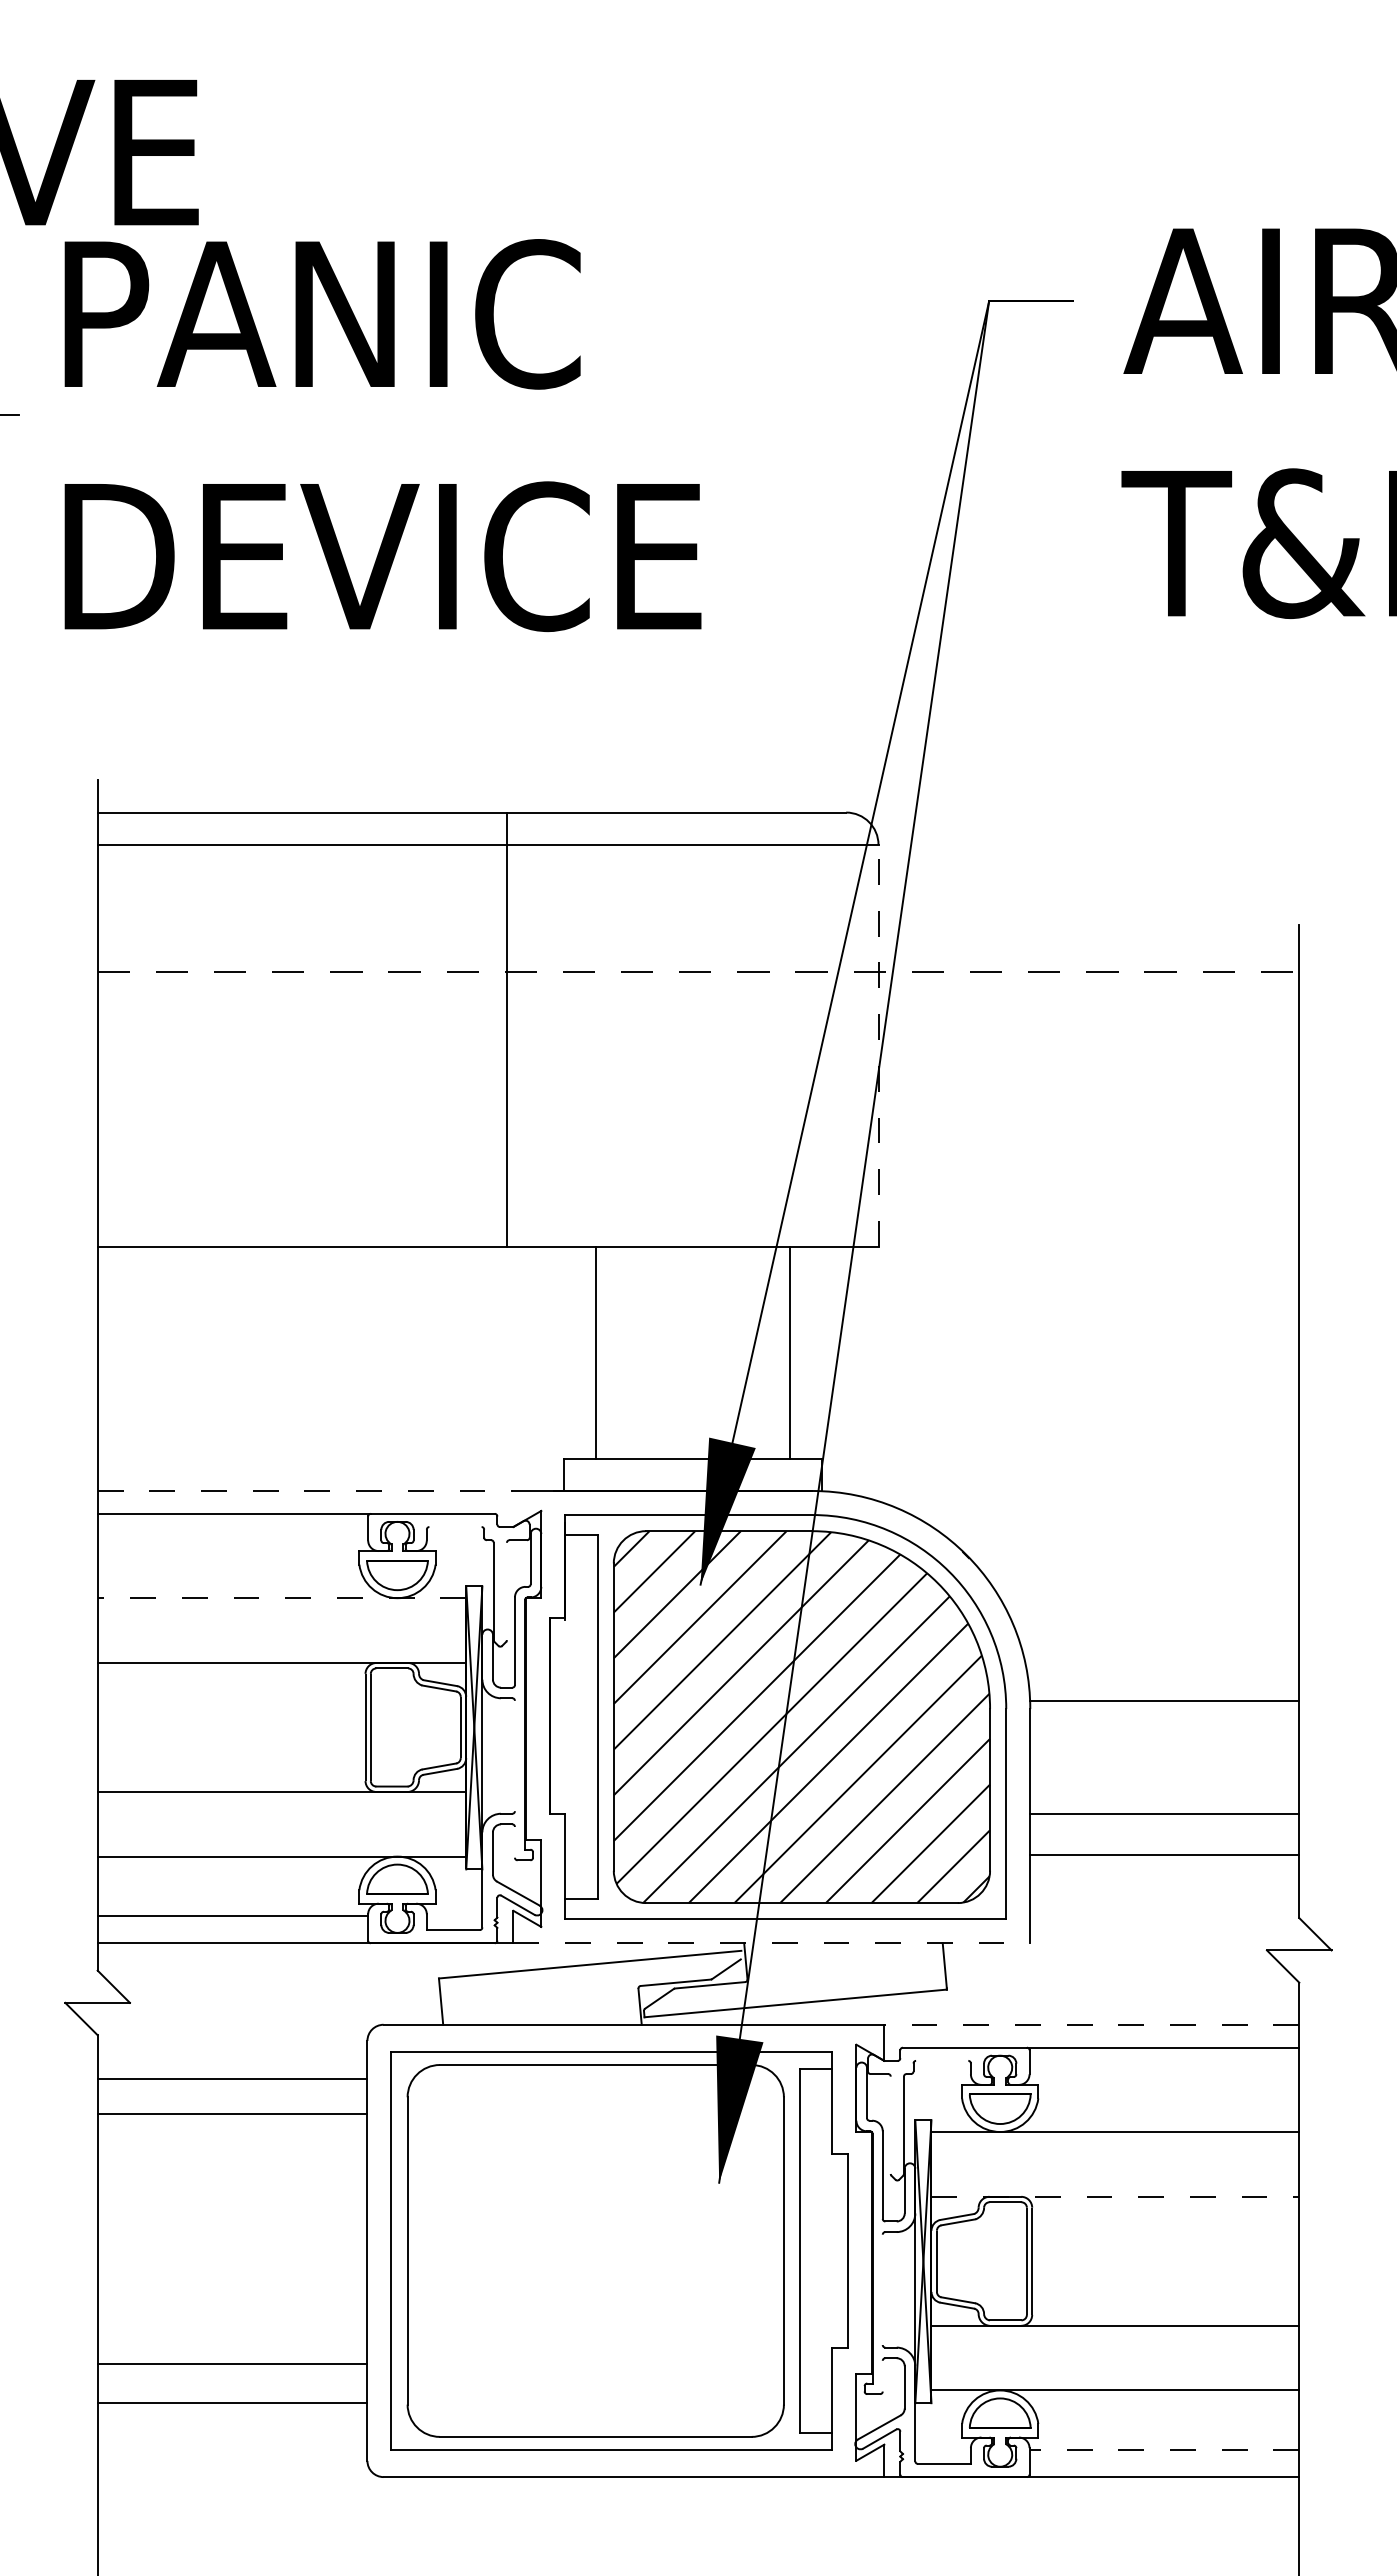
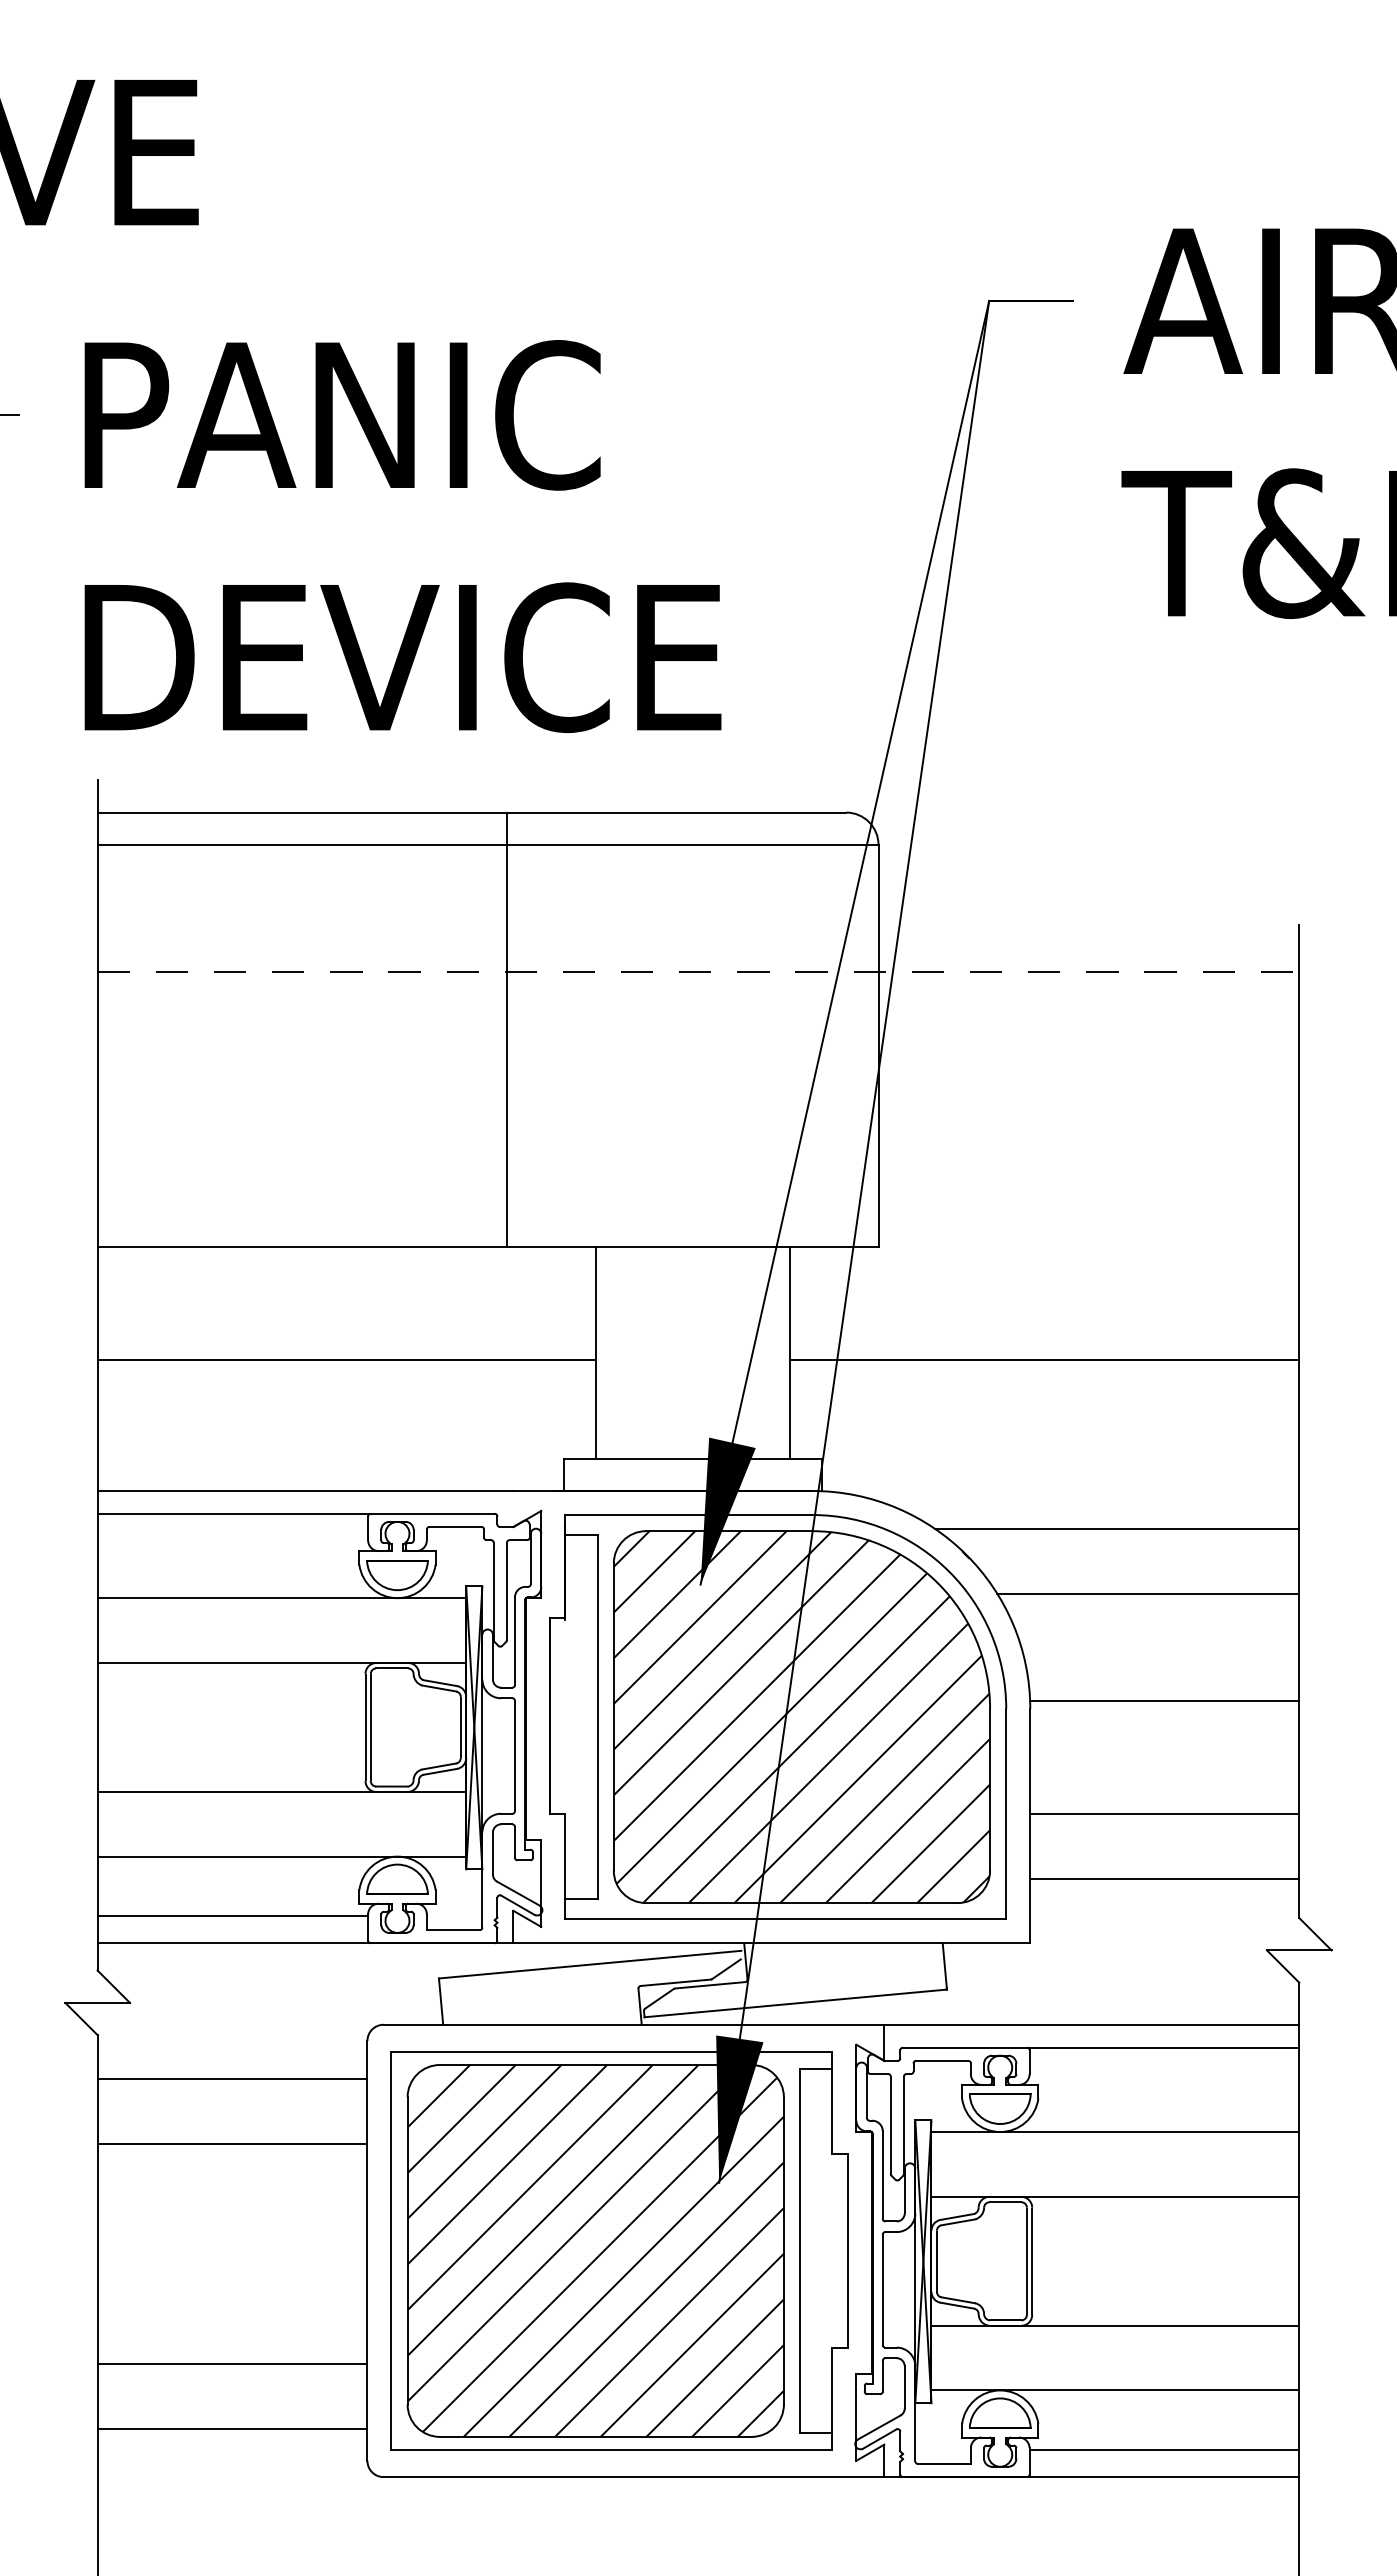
text position: (382, 435) -> (402, 536) (402, 536)
line: dashed -> solid (878, 1045)
line: none -> present (346, 1359)
line: none -> present (1044, 1359)
line: dashed -> solid (305, 1490)
line: none -> present (455, 1527)
line: none -> present (1117, 1528)
line: none -> present (506, 1591)
line: none -> present (1148, 1593)
line: dashed -> solid (281, 1598)
line: none -> present (514, 1755)
line: none -> present (514, 1841)
line position: (1164, 1854) -> (1164, 1878) (1164, 1878)
line: dashed -> solid (772, 1943)
line: dashed -> solid (1091, 2024)
line: none -> present (942, 2060)
line position: (232, 2113) -> (232, 2143) (232, 2143)
line: none -> present (890, 2124)
line: dashed -> solid (1115, 2196)
hatch: none -> present (595, 2250)
line: none -> present (882, 2289)
line: none -> present (882, 2375)
line position: (232, 2403) -> (232, 2429) (232, 2429)
line: dashed -> solid (1164, 2449)
